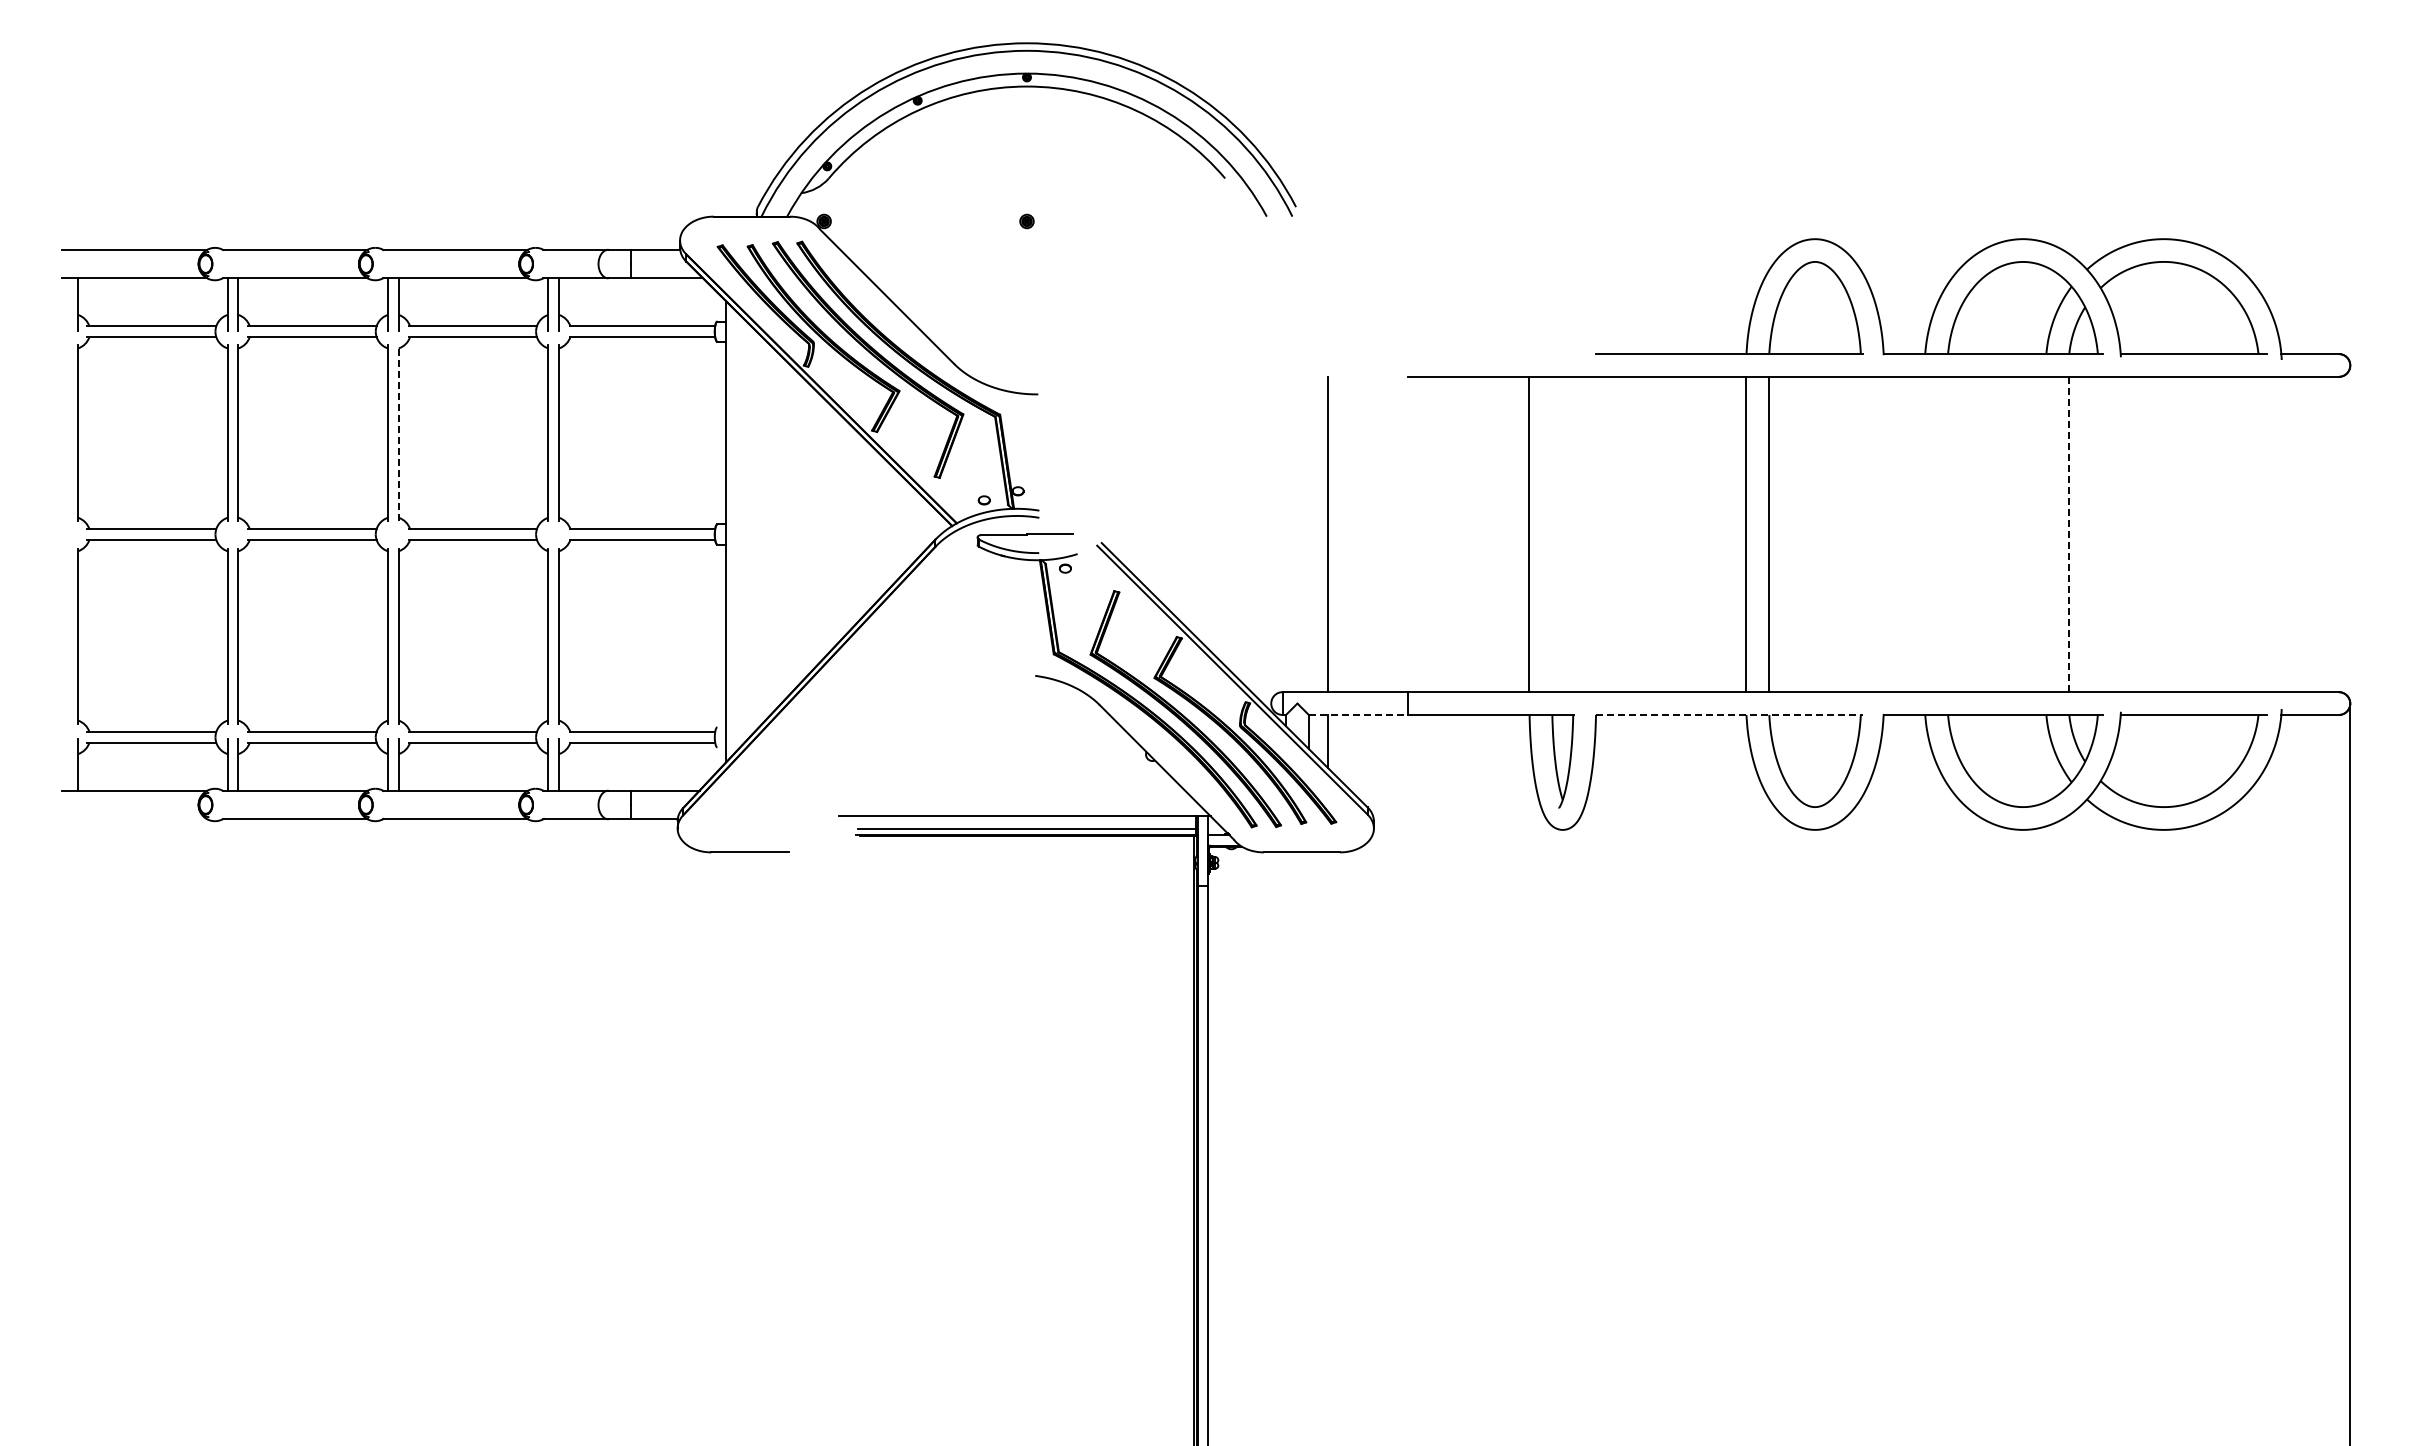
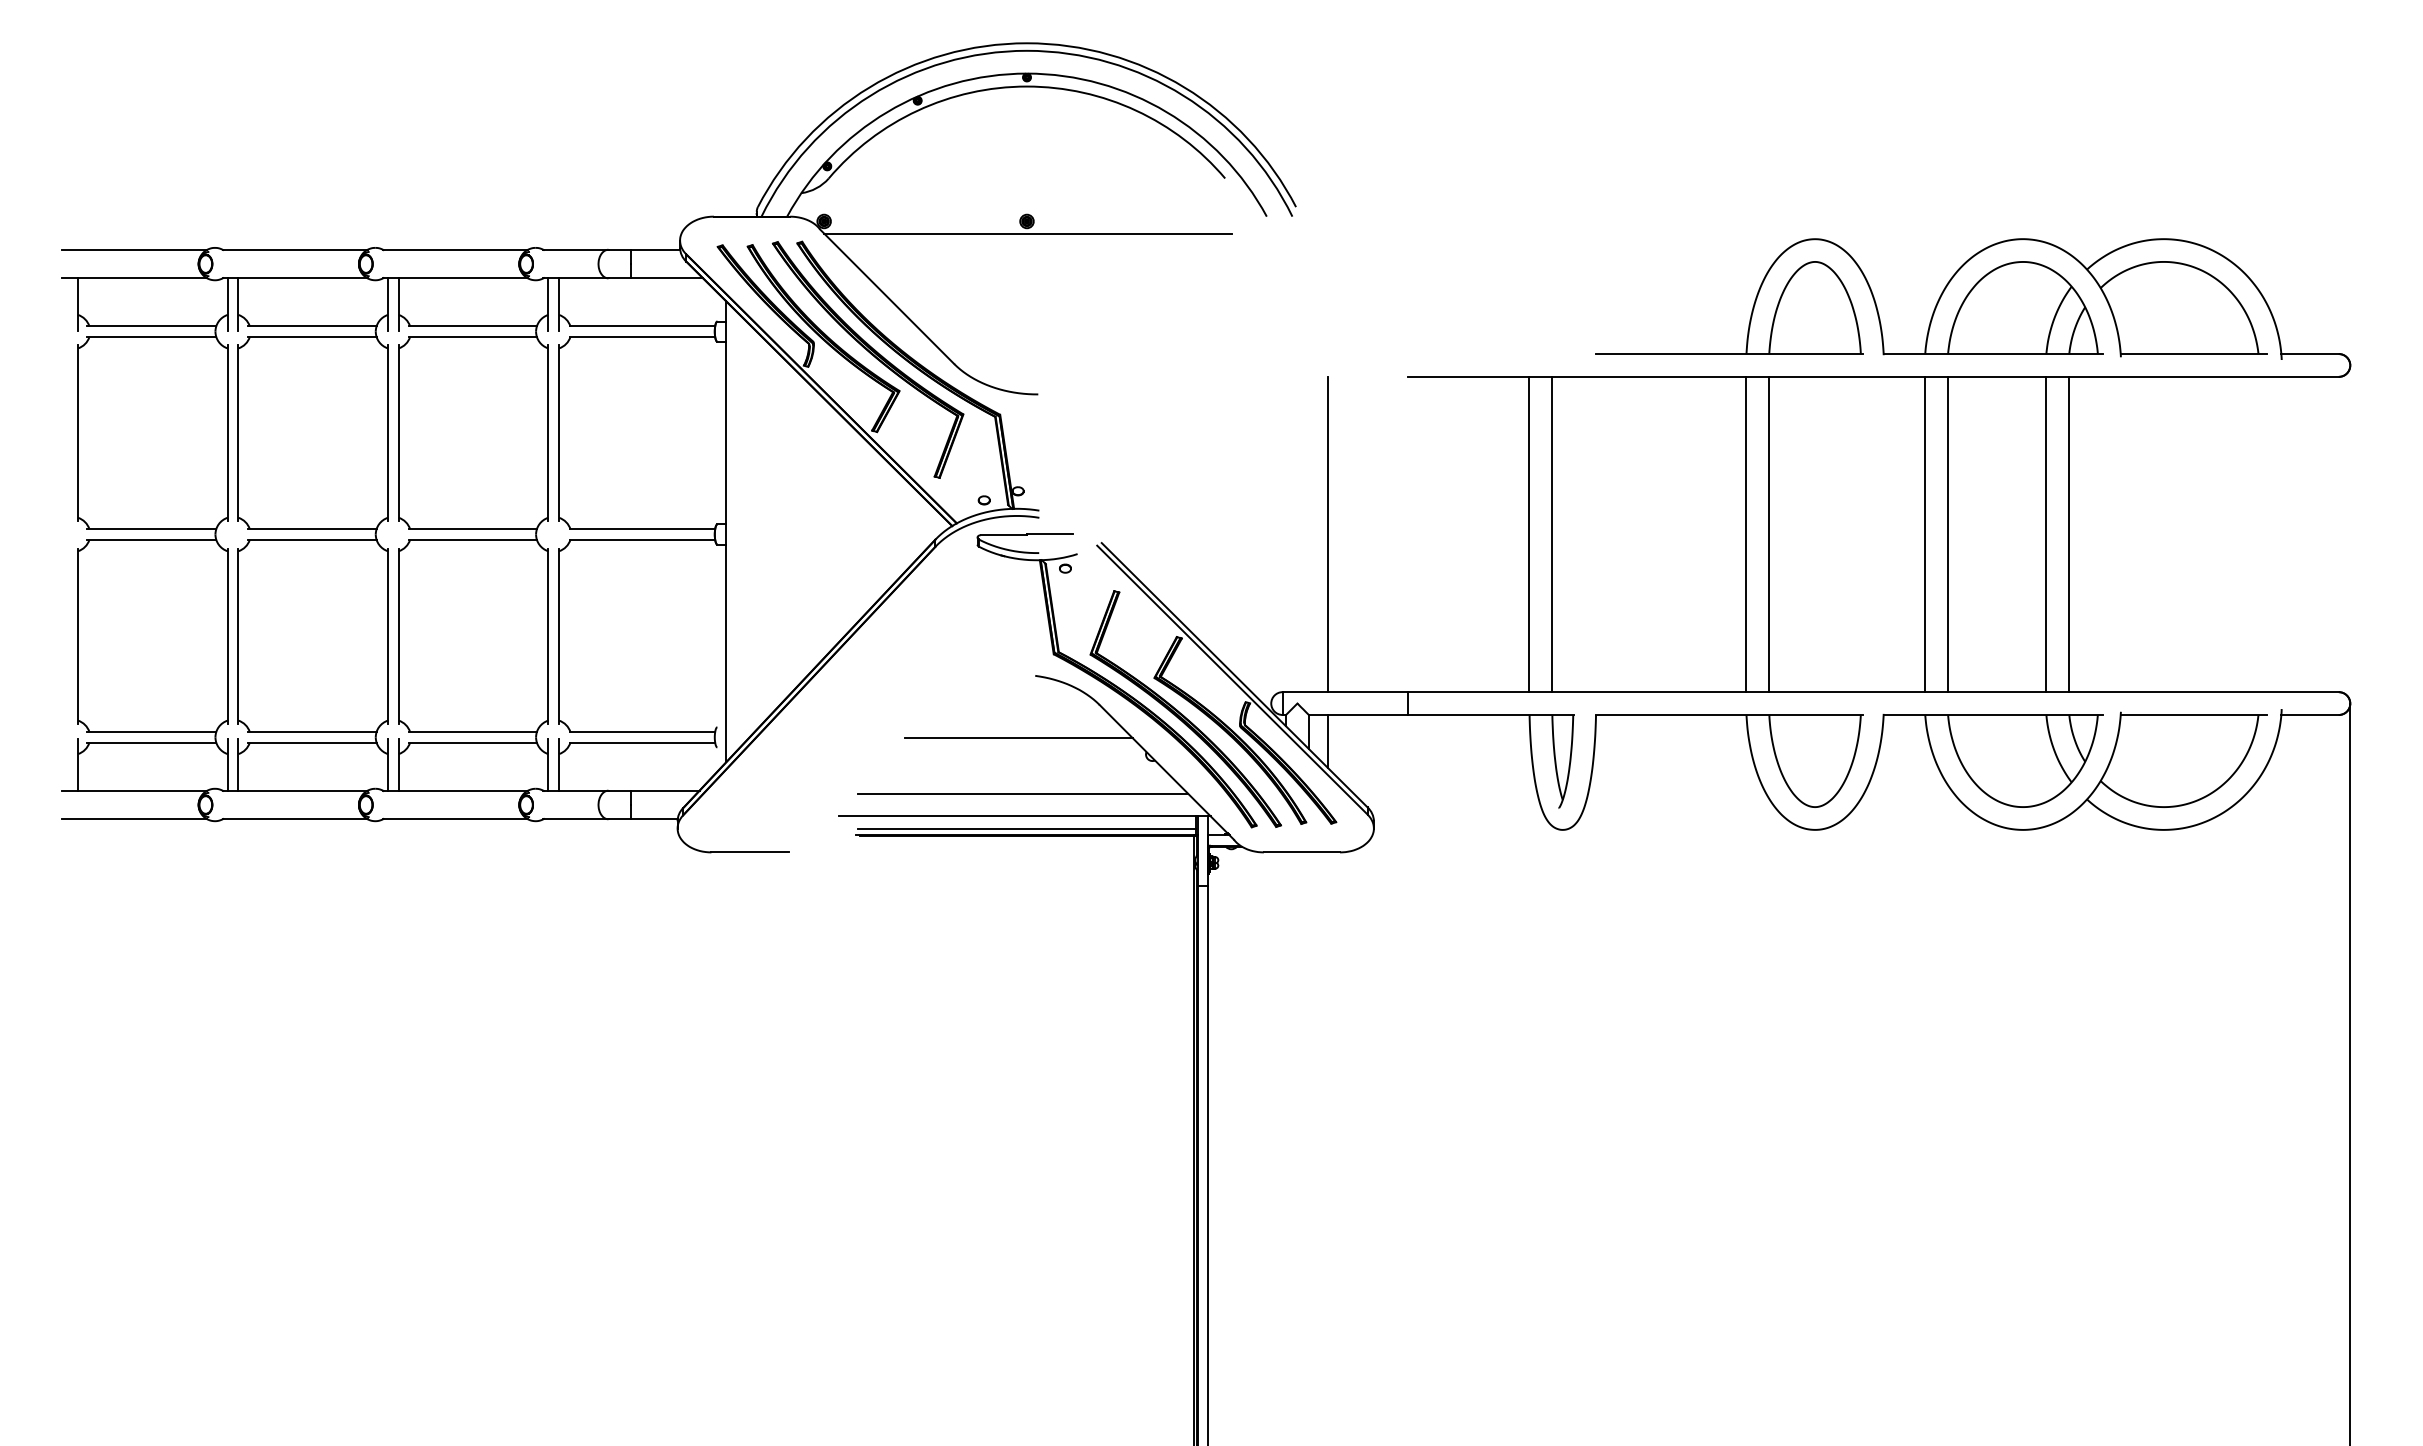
line: none -> present (1027, 233)
line: dashed -> solid (398, 432)
line: none -> present (1552, 534)
line: none -> present (1924, 534)
line: none -> present (1947, 534)
line: none -> present (2045, 534)
line: dashed -> solid (2068, 534)
line: dashed -> solid (1358, 714)
line: dashed -> solid (1729, 714)
line: none -> present (1018, 738)
line: none -> present (1023, 793)
line: none -> present (134, 819)
